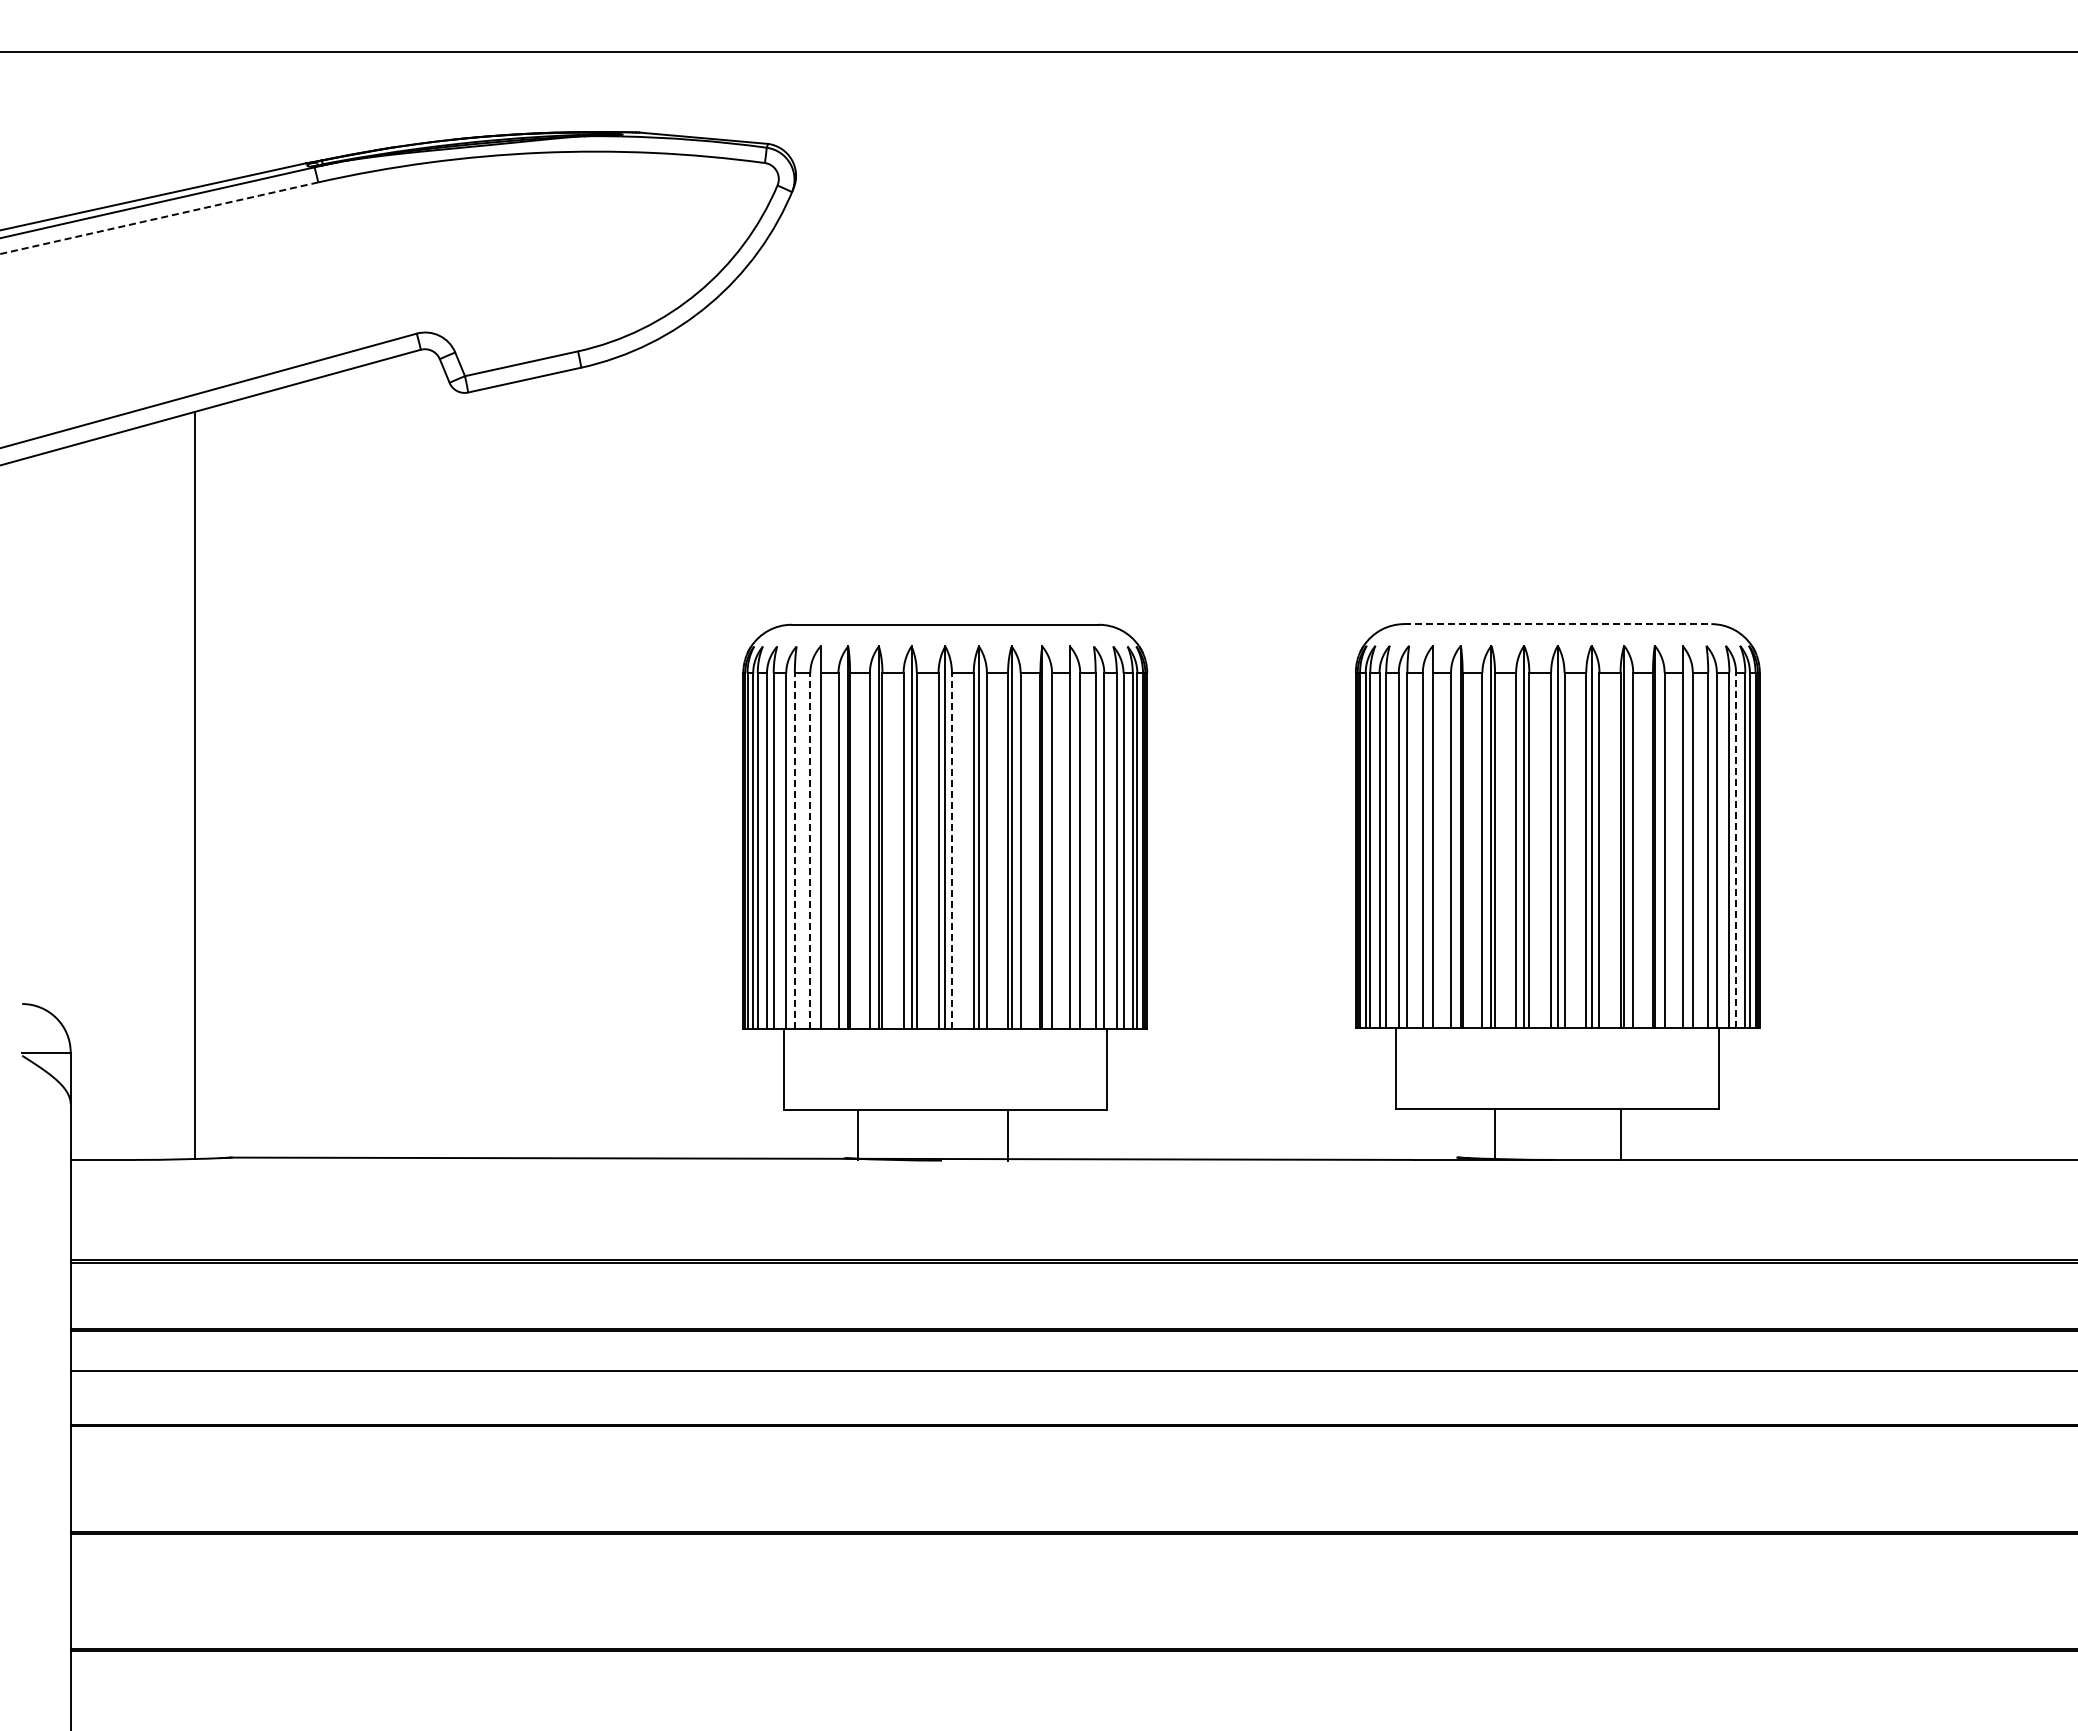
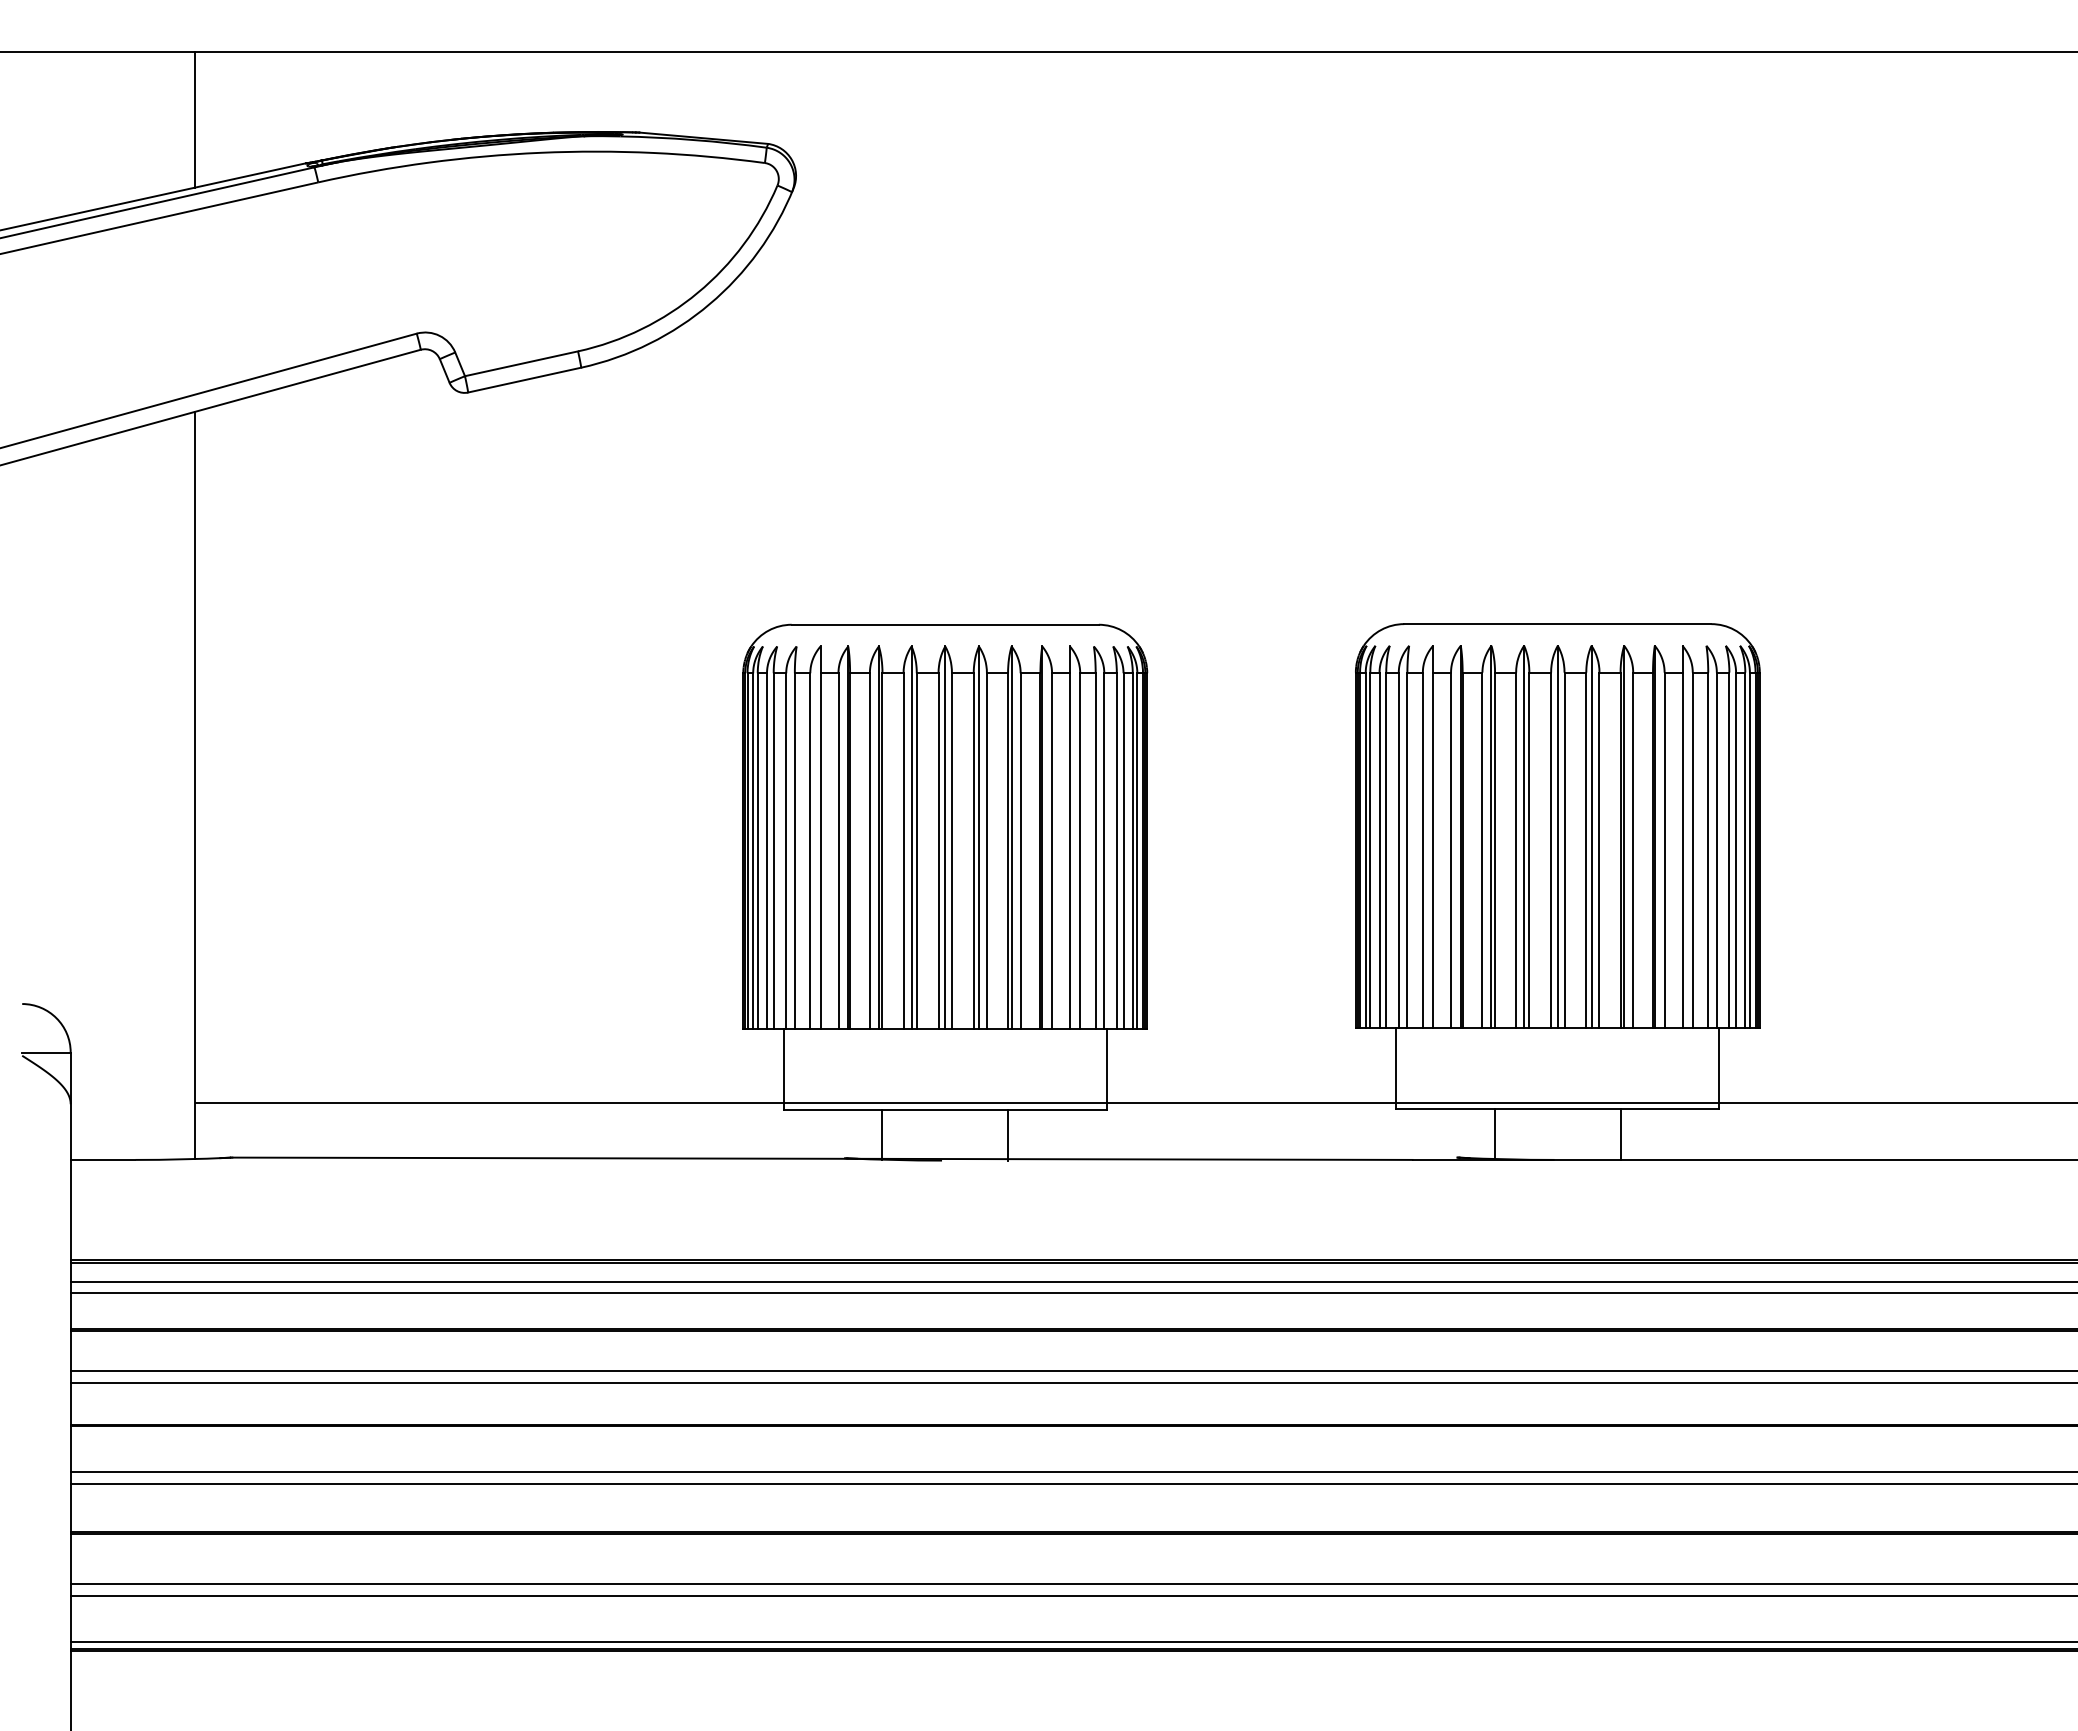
line: none -> present (194, 119)
arc: dashed -> solid (158, 218)
line: dashed -> solid (1557, 624)
line: dashed -> solid (1736, 850)
line: dashed -> solid (794, 851)
line: dashed -> solid (810, 851)
line: dashed -> solid (951, 851)
line: none -> present (1135, 1102)
line position: (858, 1134) -> (882, 1134) (882, 1134)
line: none -> present (1072, 1282)
line: none -> present (1072, 1293)
line: none -> present (1072, 1382)
line: none -> present (1072, 1472)
line: none -> present (1072, 1483)
line: none -> present (1072, 1584)
line: none -> present (1072, 1595)
line: none -> present (1072, 1642)
